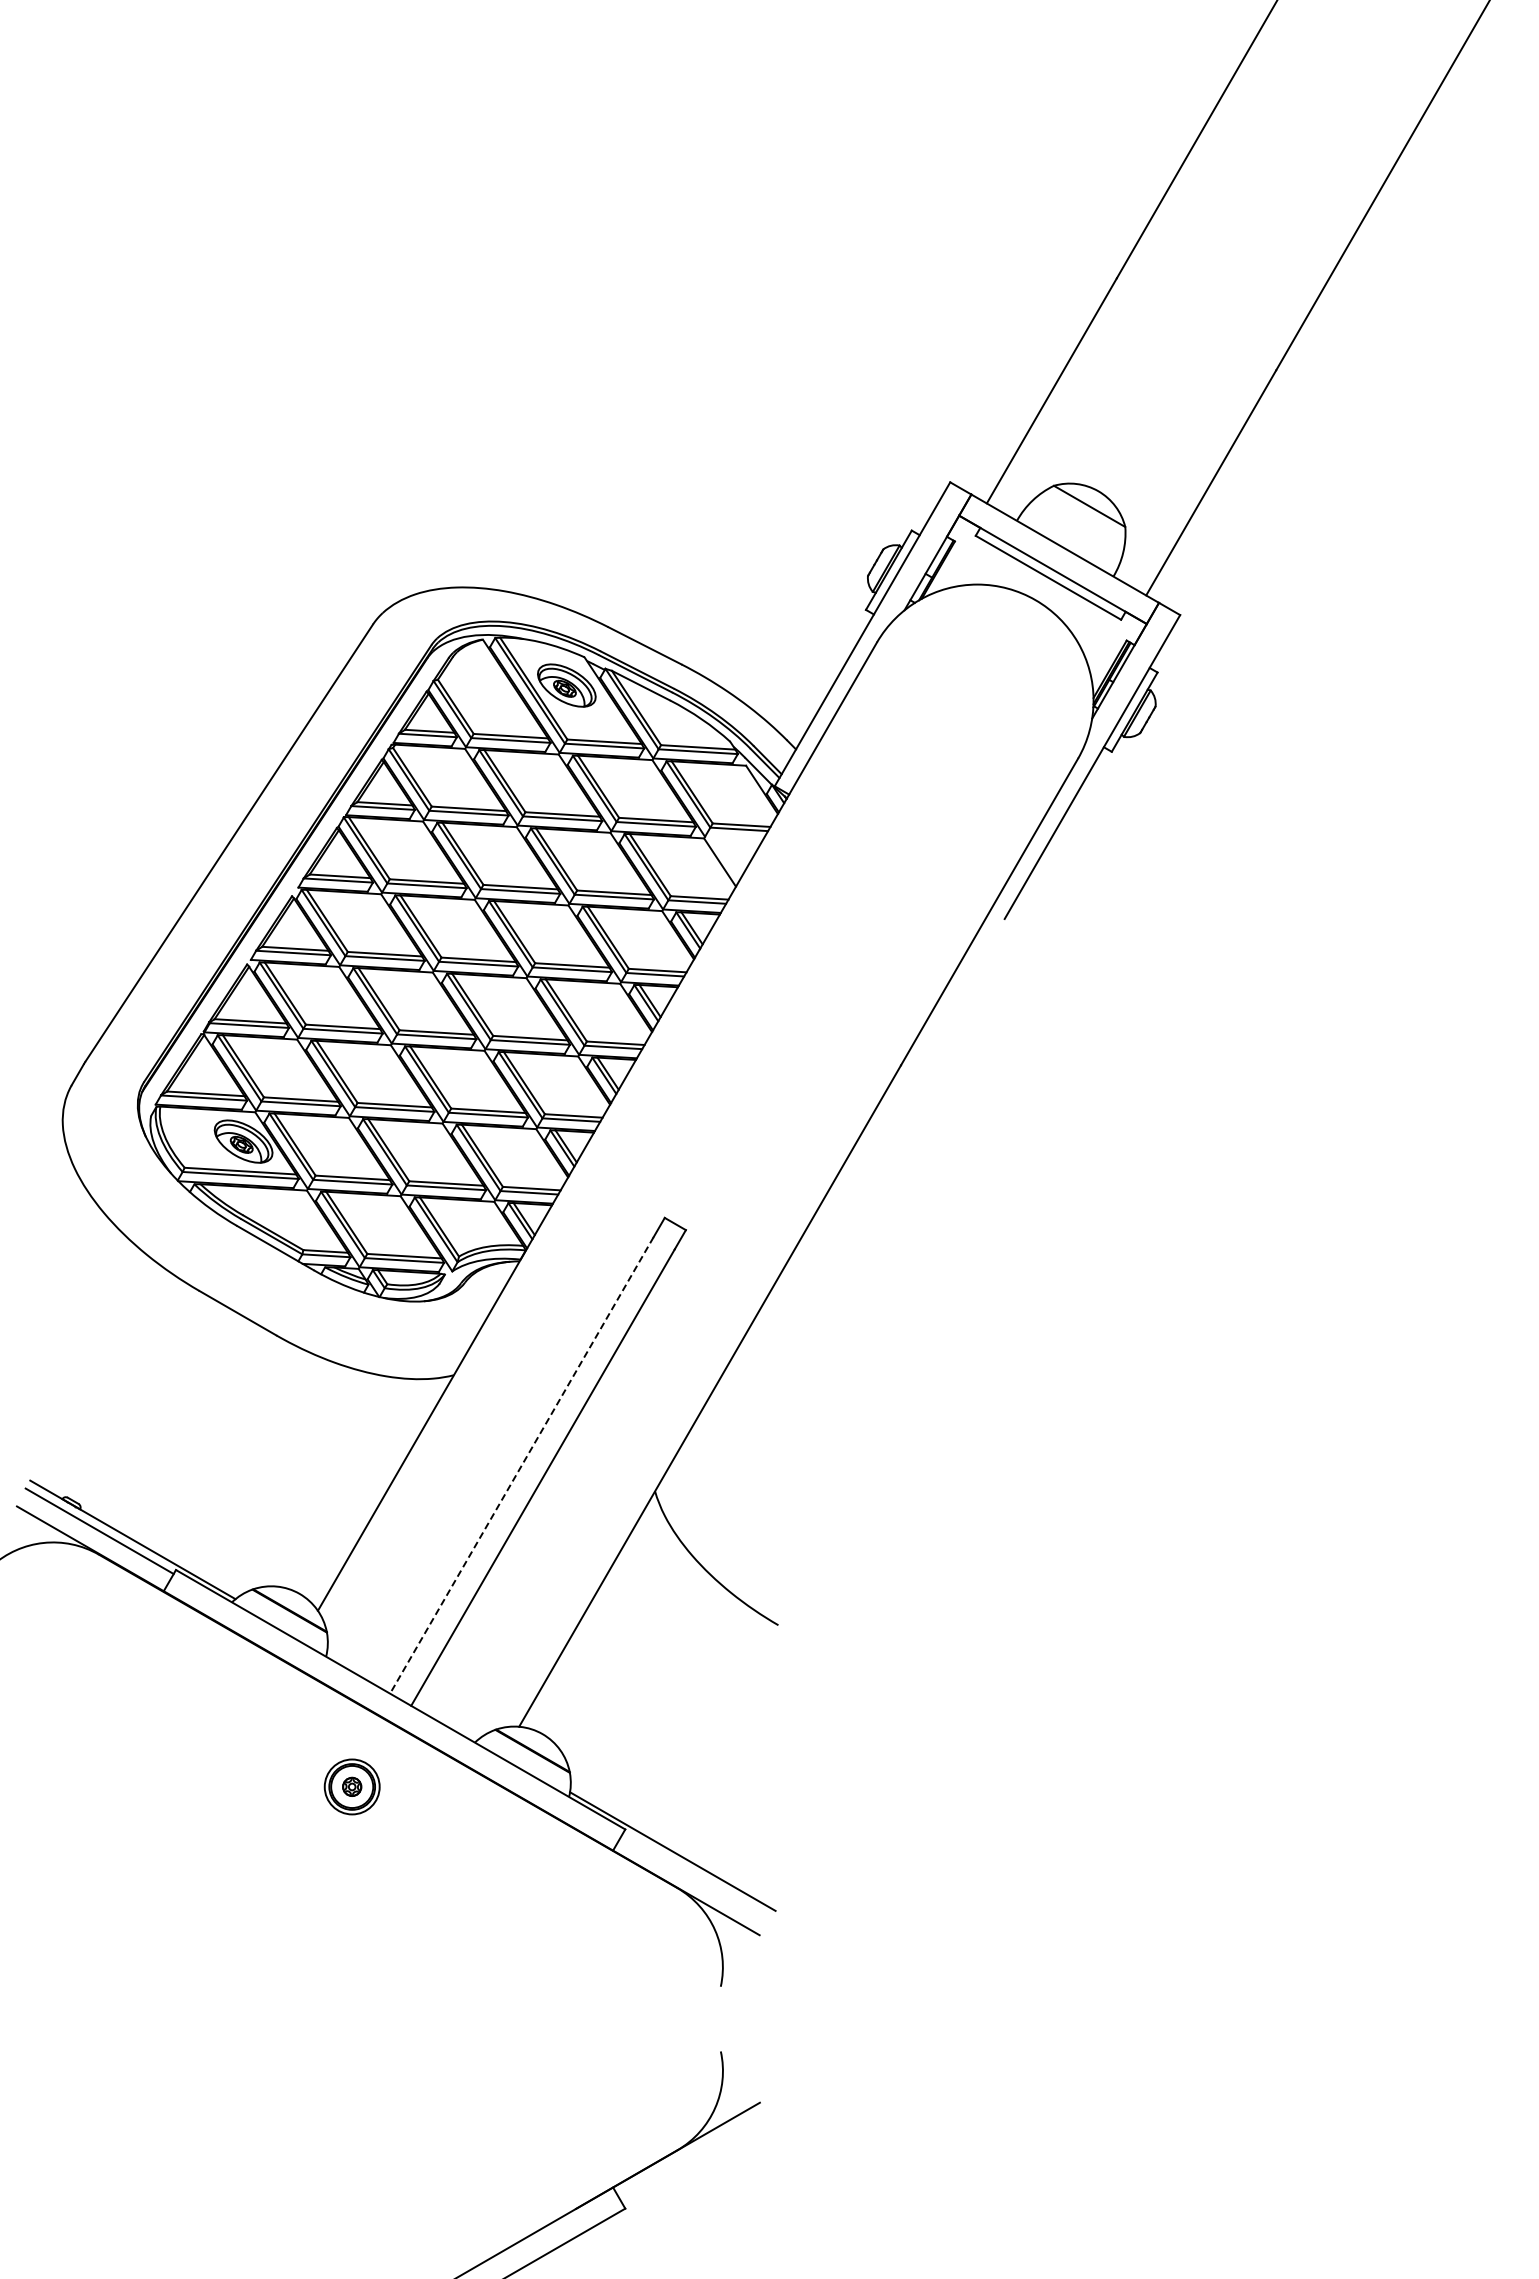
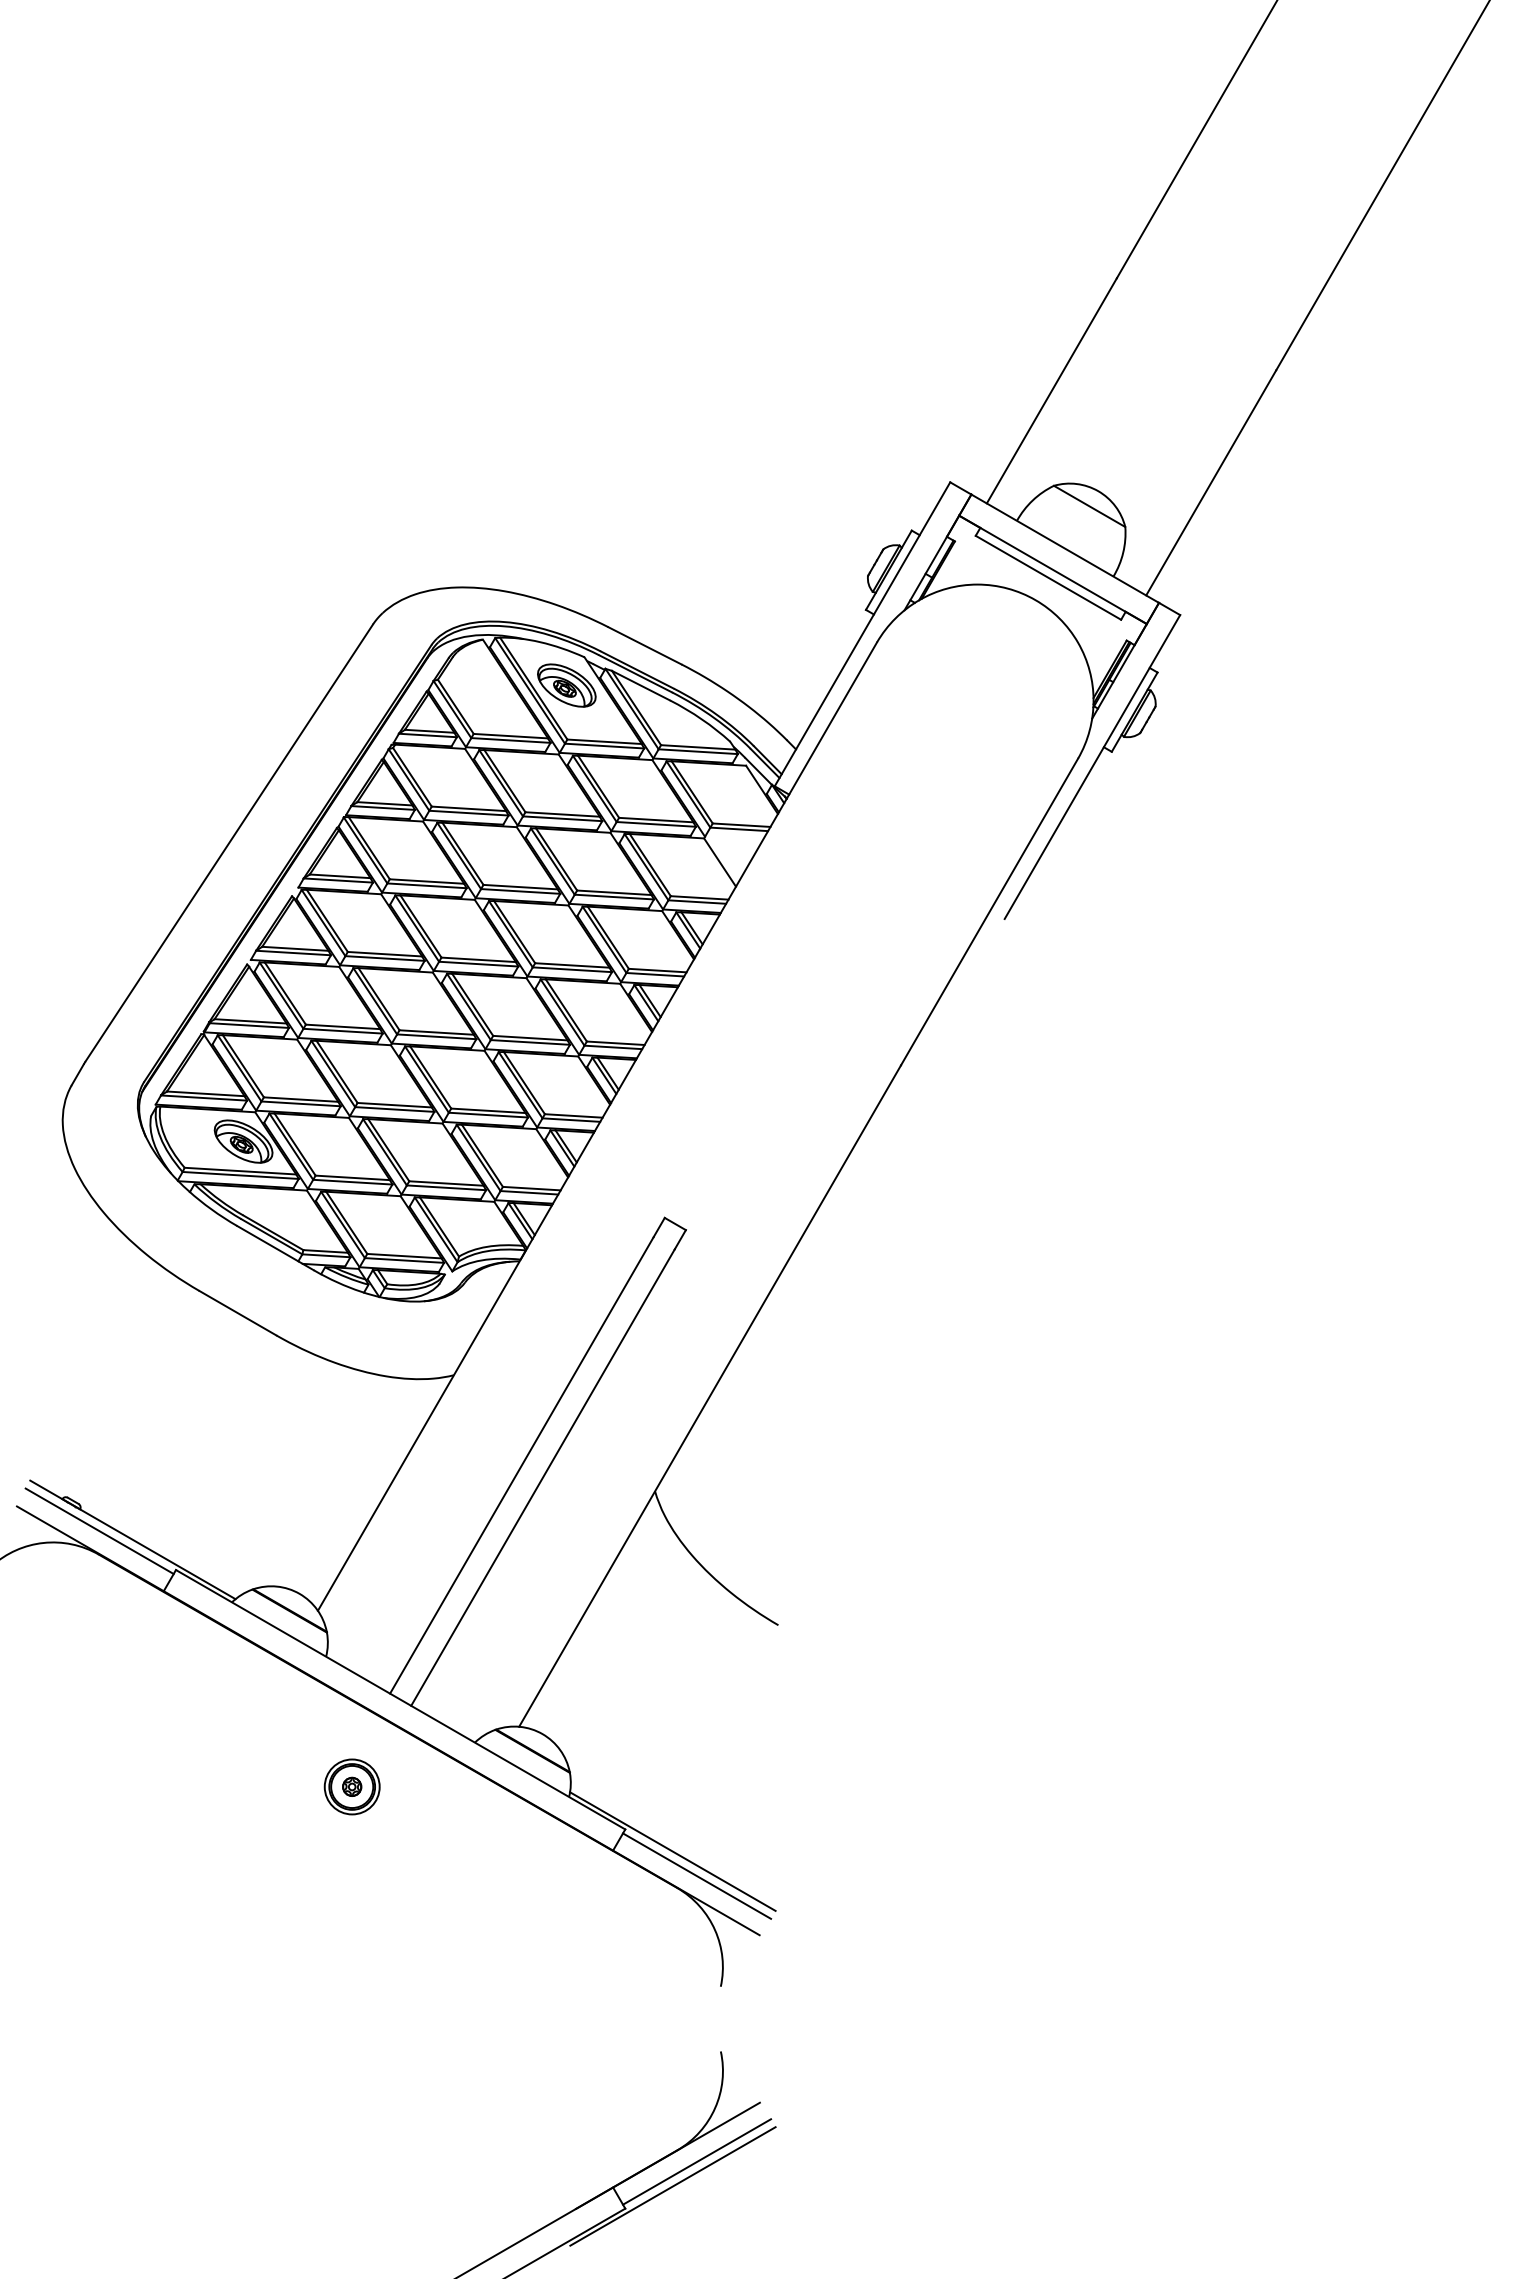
line: dashed -> solid (521, 1465)
line: none -> present (697, 1875)
line: none -> present (697, 2161)
line: none -> present (672, 2186)
